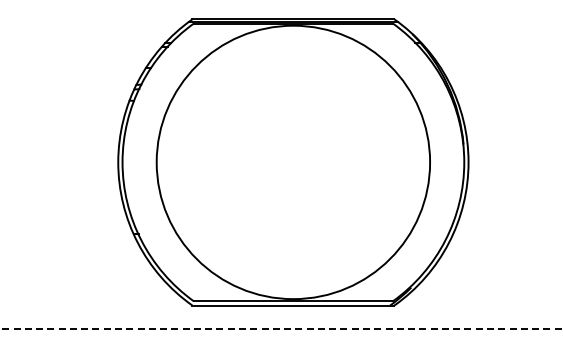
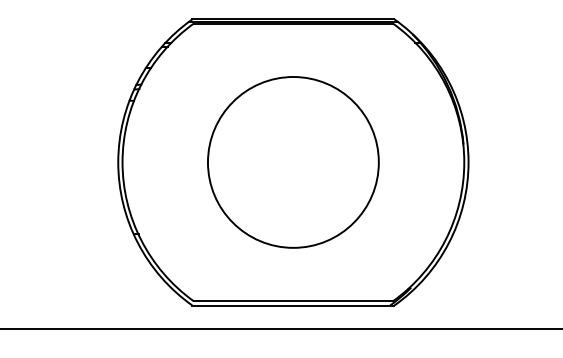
circle diameter: 273 px -> 171 px (292, 162)
line: dashed -> solid (281, 329)
